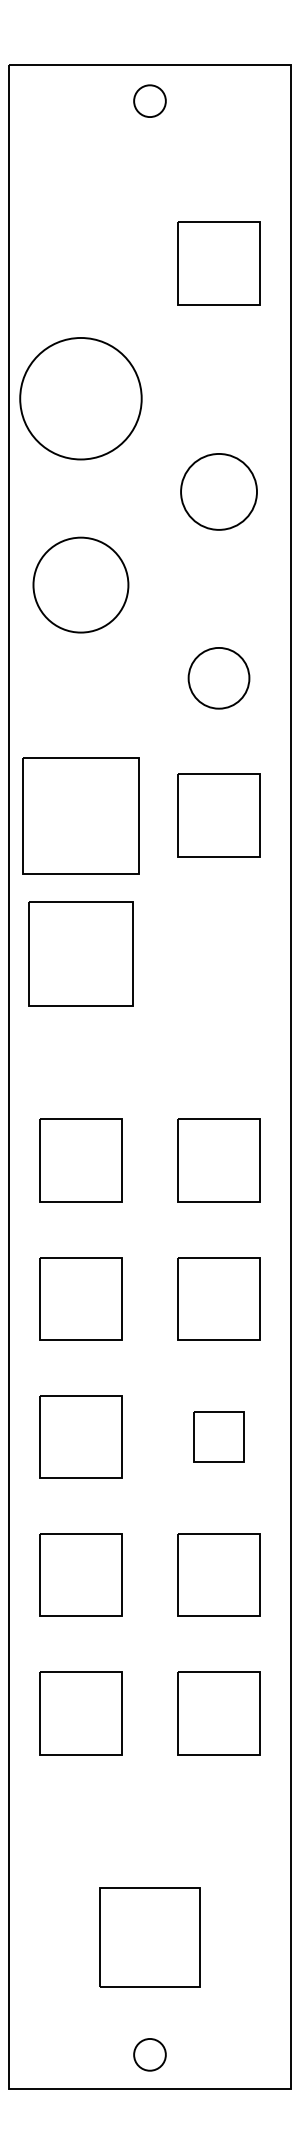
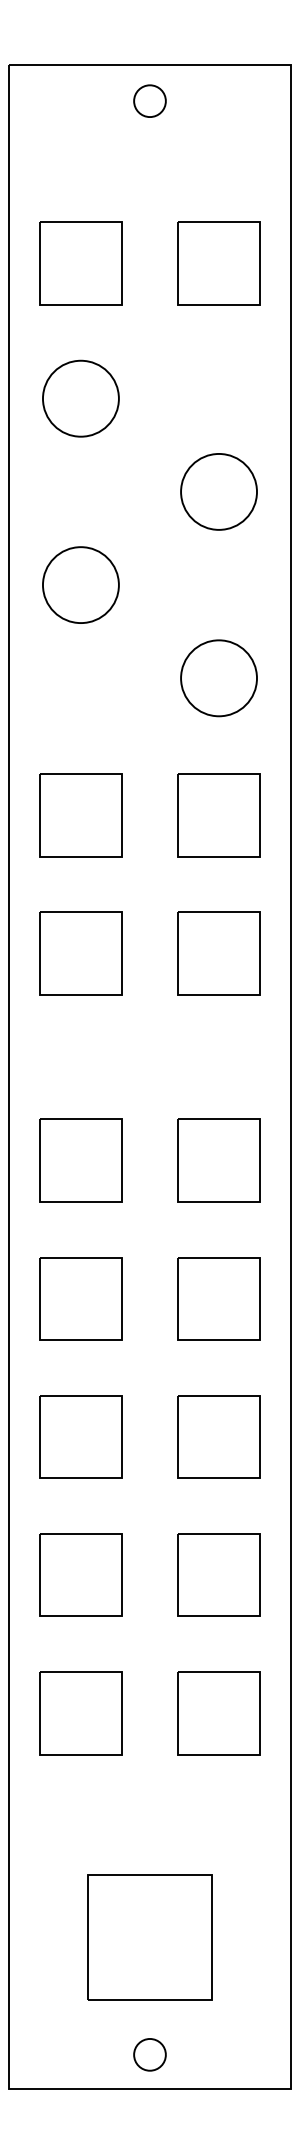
part: none -> present (80, 263)
circle diameter: 121 px -> 76 px (80, 398)
circle diameter: 95 px -> 76 px (80, 585)
circle diameter: 61 px -> 76 px (219, 678)
part size: 118x118 px -> 84x85 px (80, 815)
part size: 106x106 px -> 84x85 px (80, 953)
part: none -> present (218, 953)
part size: 52x52 px -> 84x84 px (218, 1436)
part size: 102x101 px -> 126x127 px (149, 1937)
